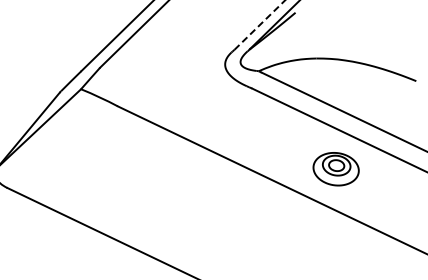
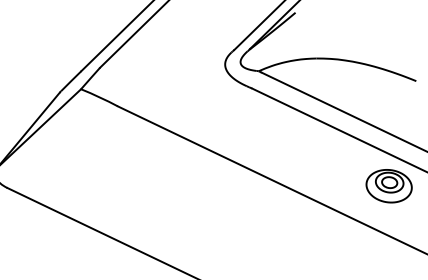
line: dashed -> solid (260, 24)
part position: (335, 169) -> (388, 186) (388, 186)
